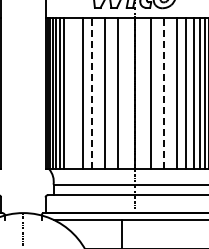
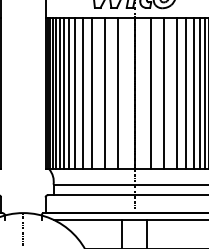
line: none -> present (68, 92)
line: none -> present (75, 92)
line: dashed -> solid (92, 93)
line: dashed -> solid (164, 93)
line: none -> present (147, 232)
